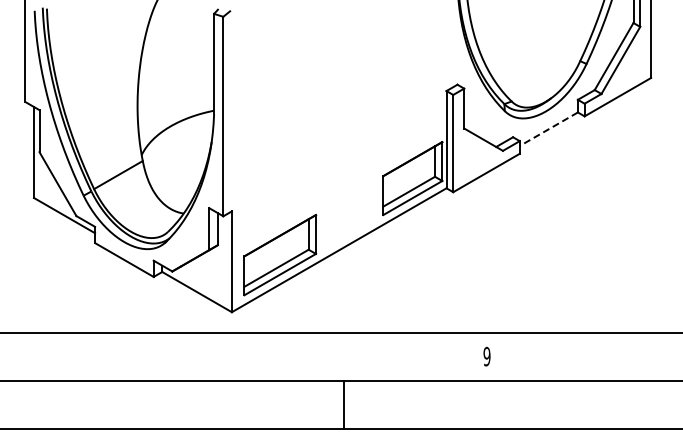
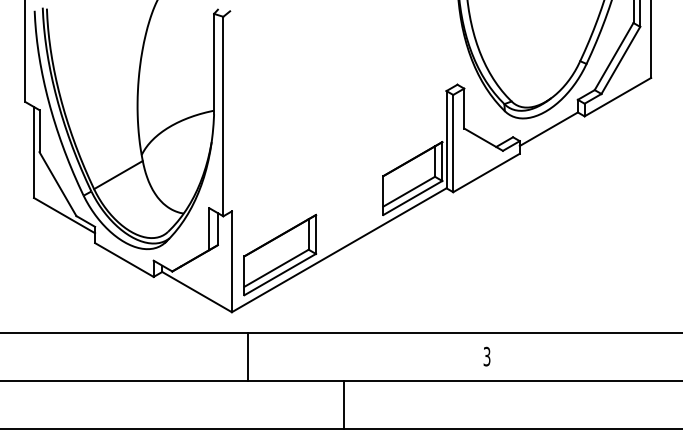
line: dashed -> solid (548, 129)
text: 9 -> 3 (486, 356)
line: none -> present (248, 357)
